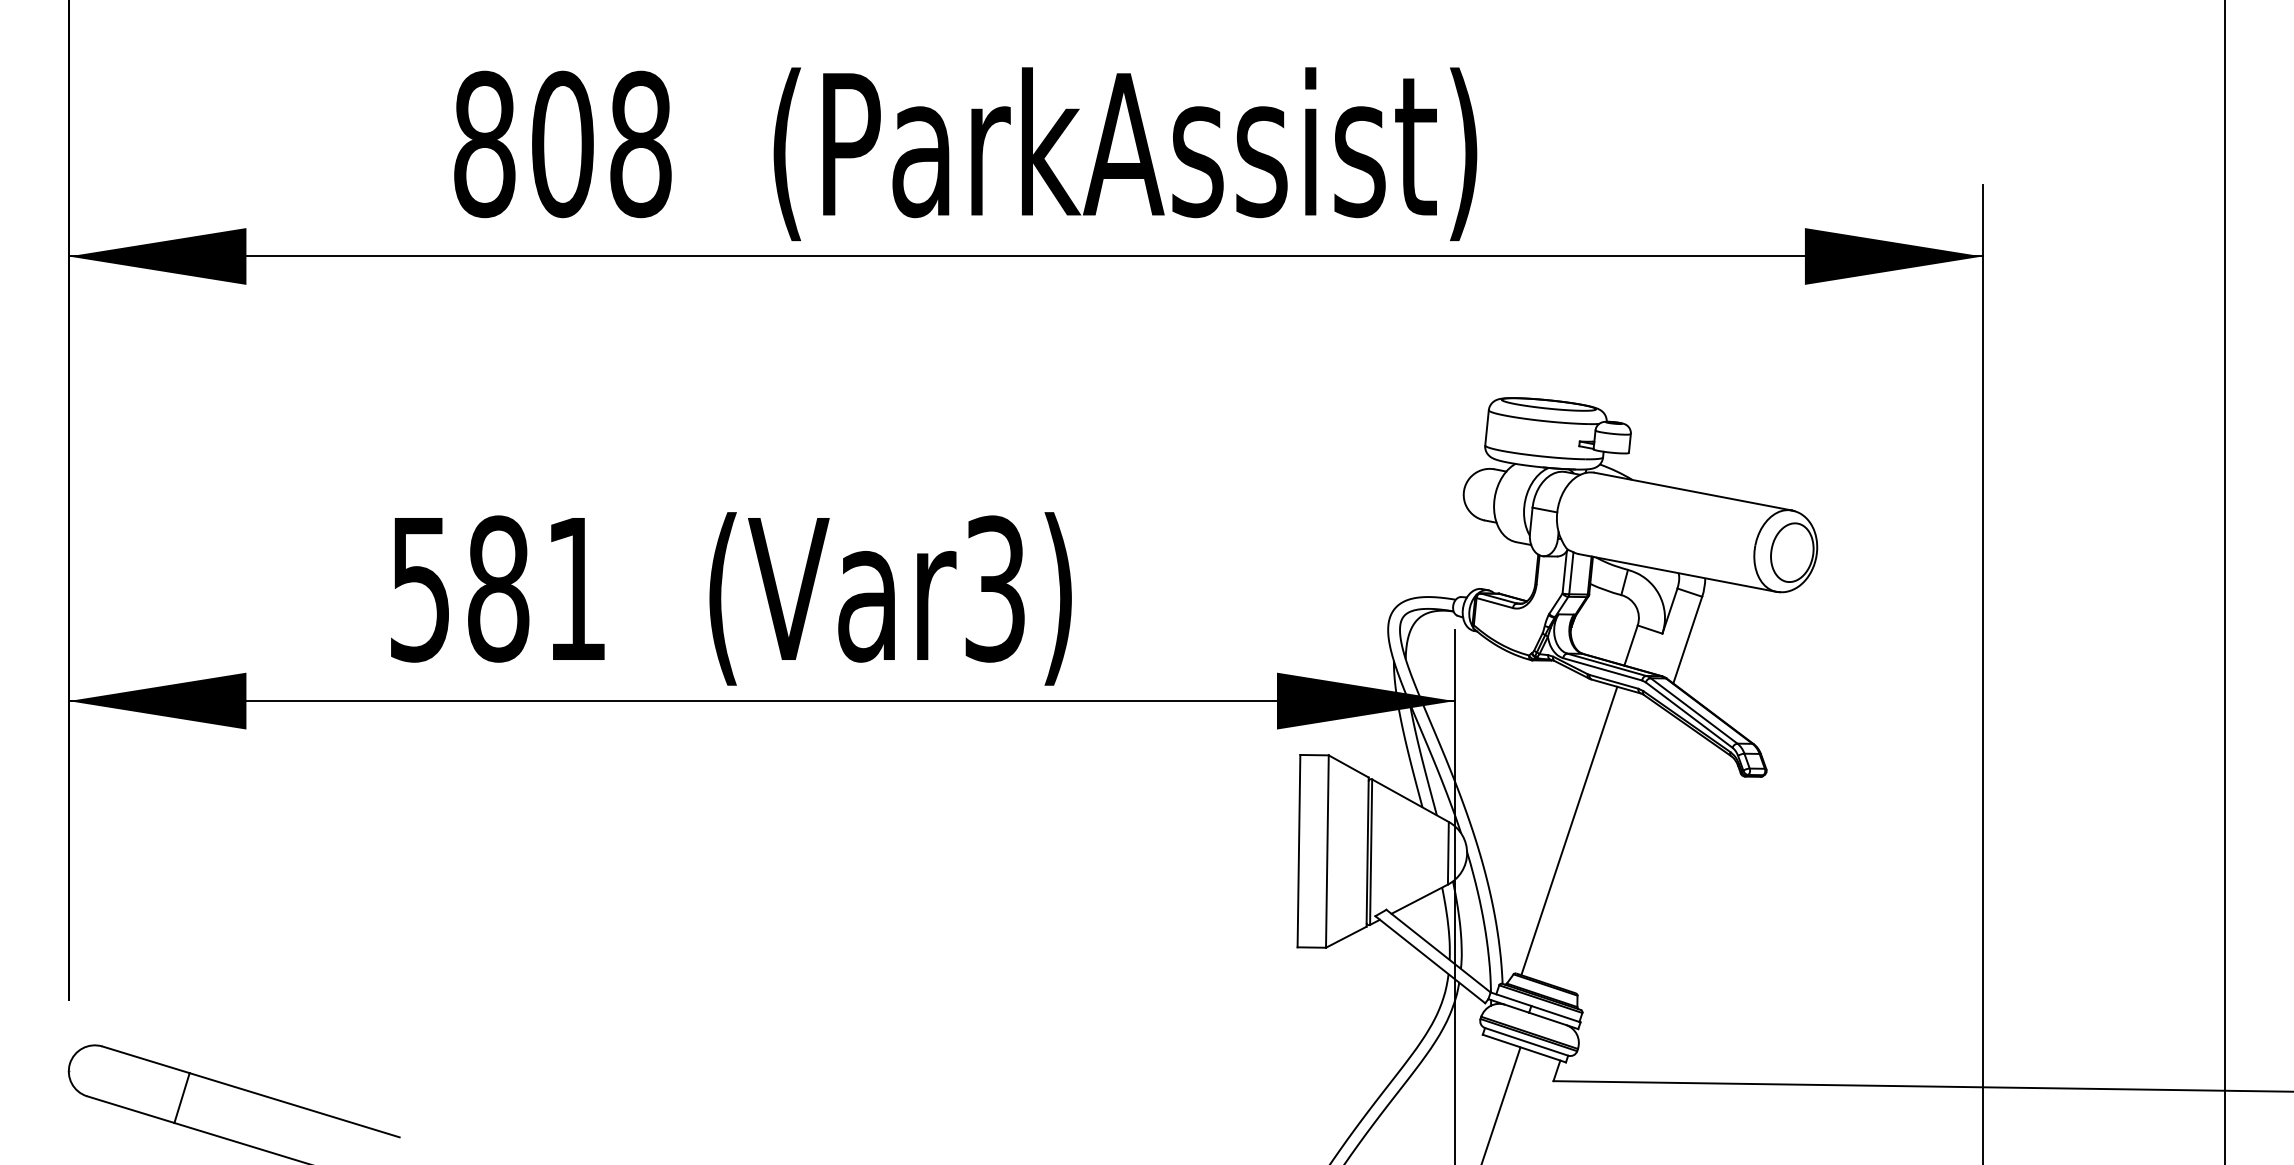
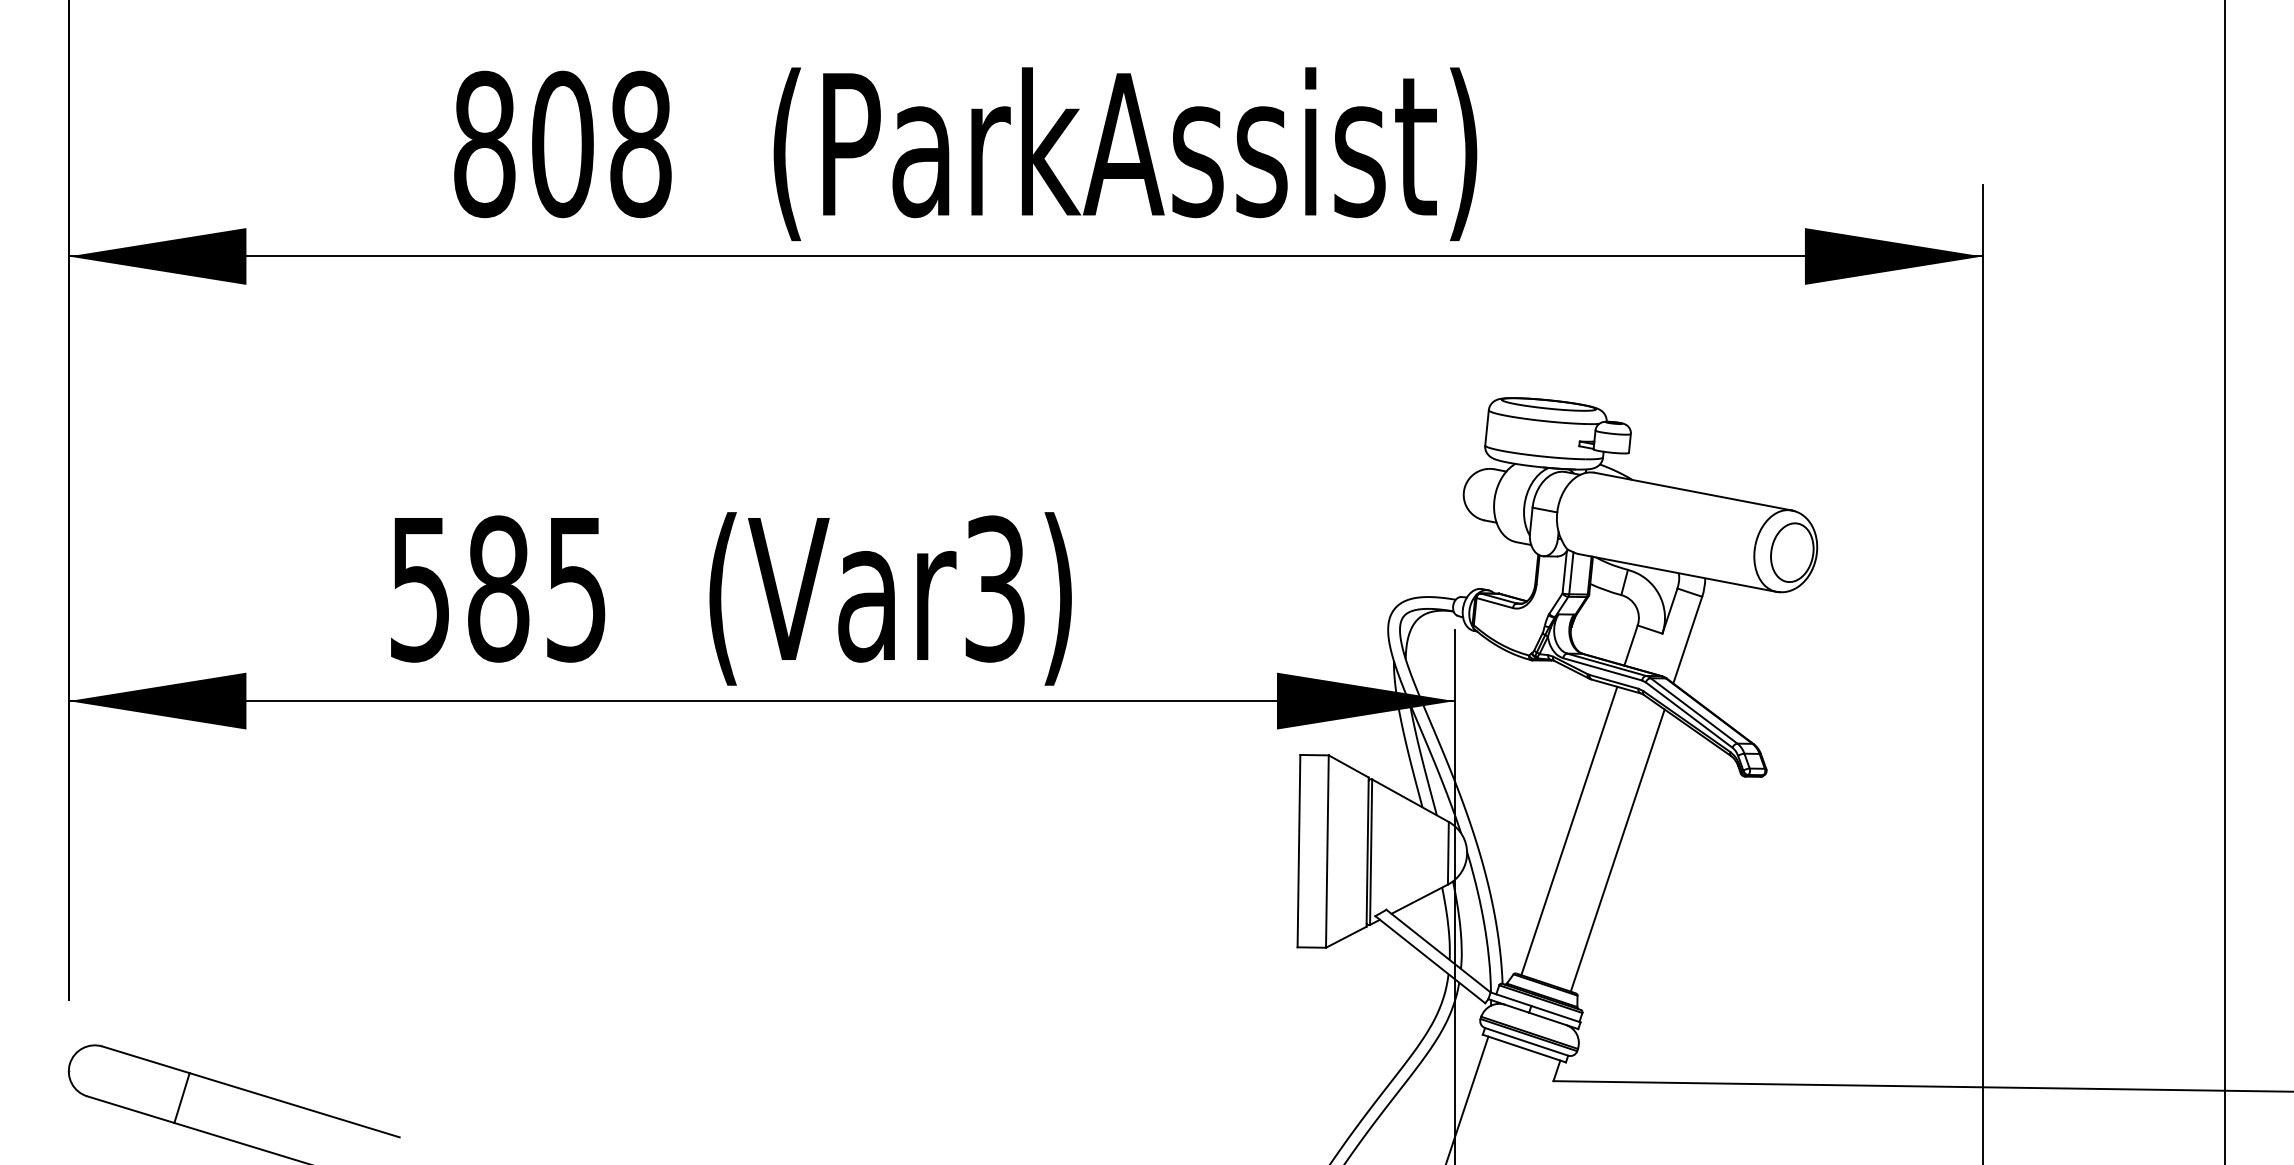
text: 581 -> 585 (576, 590)
line: none -> present (1617, 850)
line position: (1501, 1104) -> (1467, 1098) (1467, 1098)
